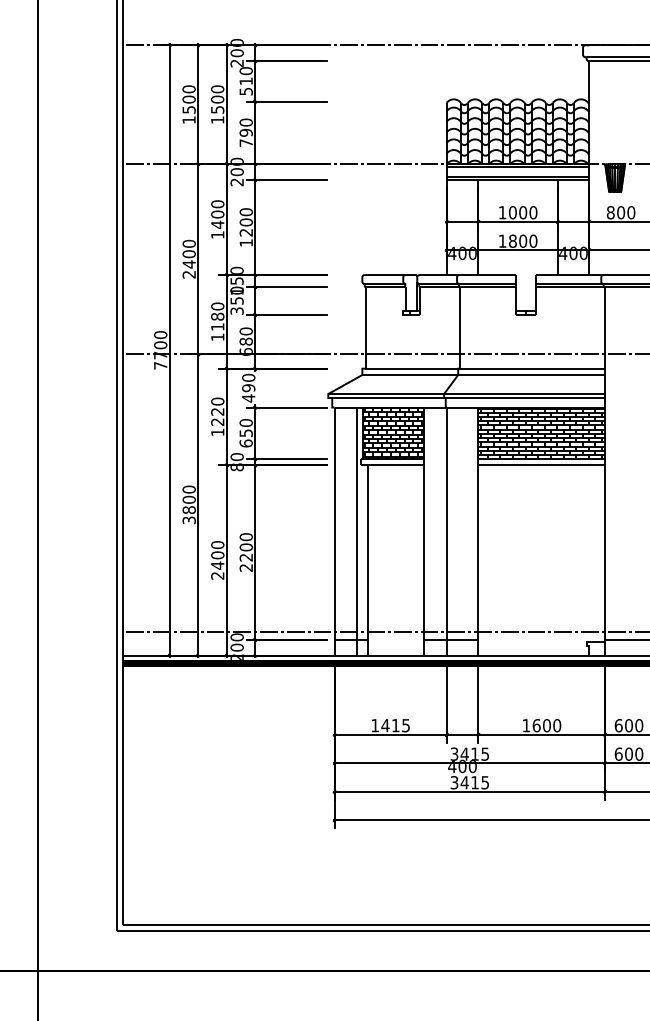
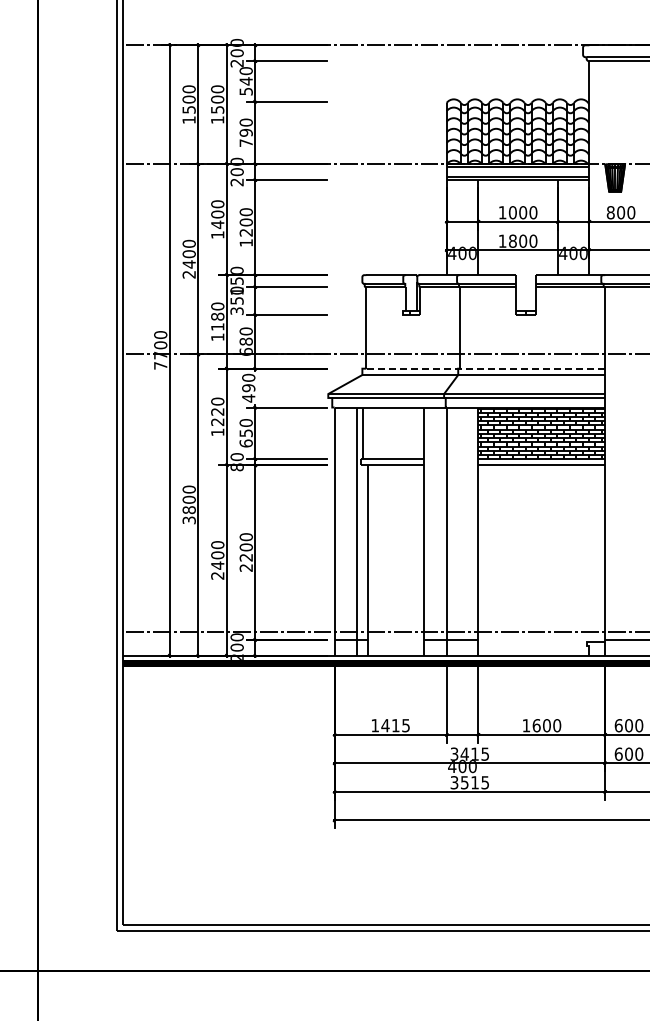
text: 510 -> 540 (245, 81)
line: solid -> dashed (484, 368)
hatch: present -> none (393, 433)
text: 3415 -> 3515 (464, 782)
